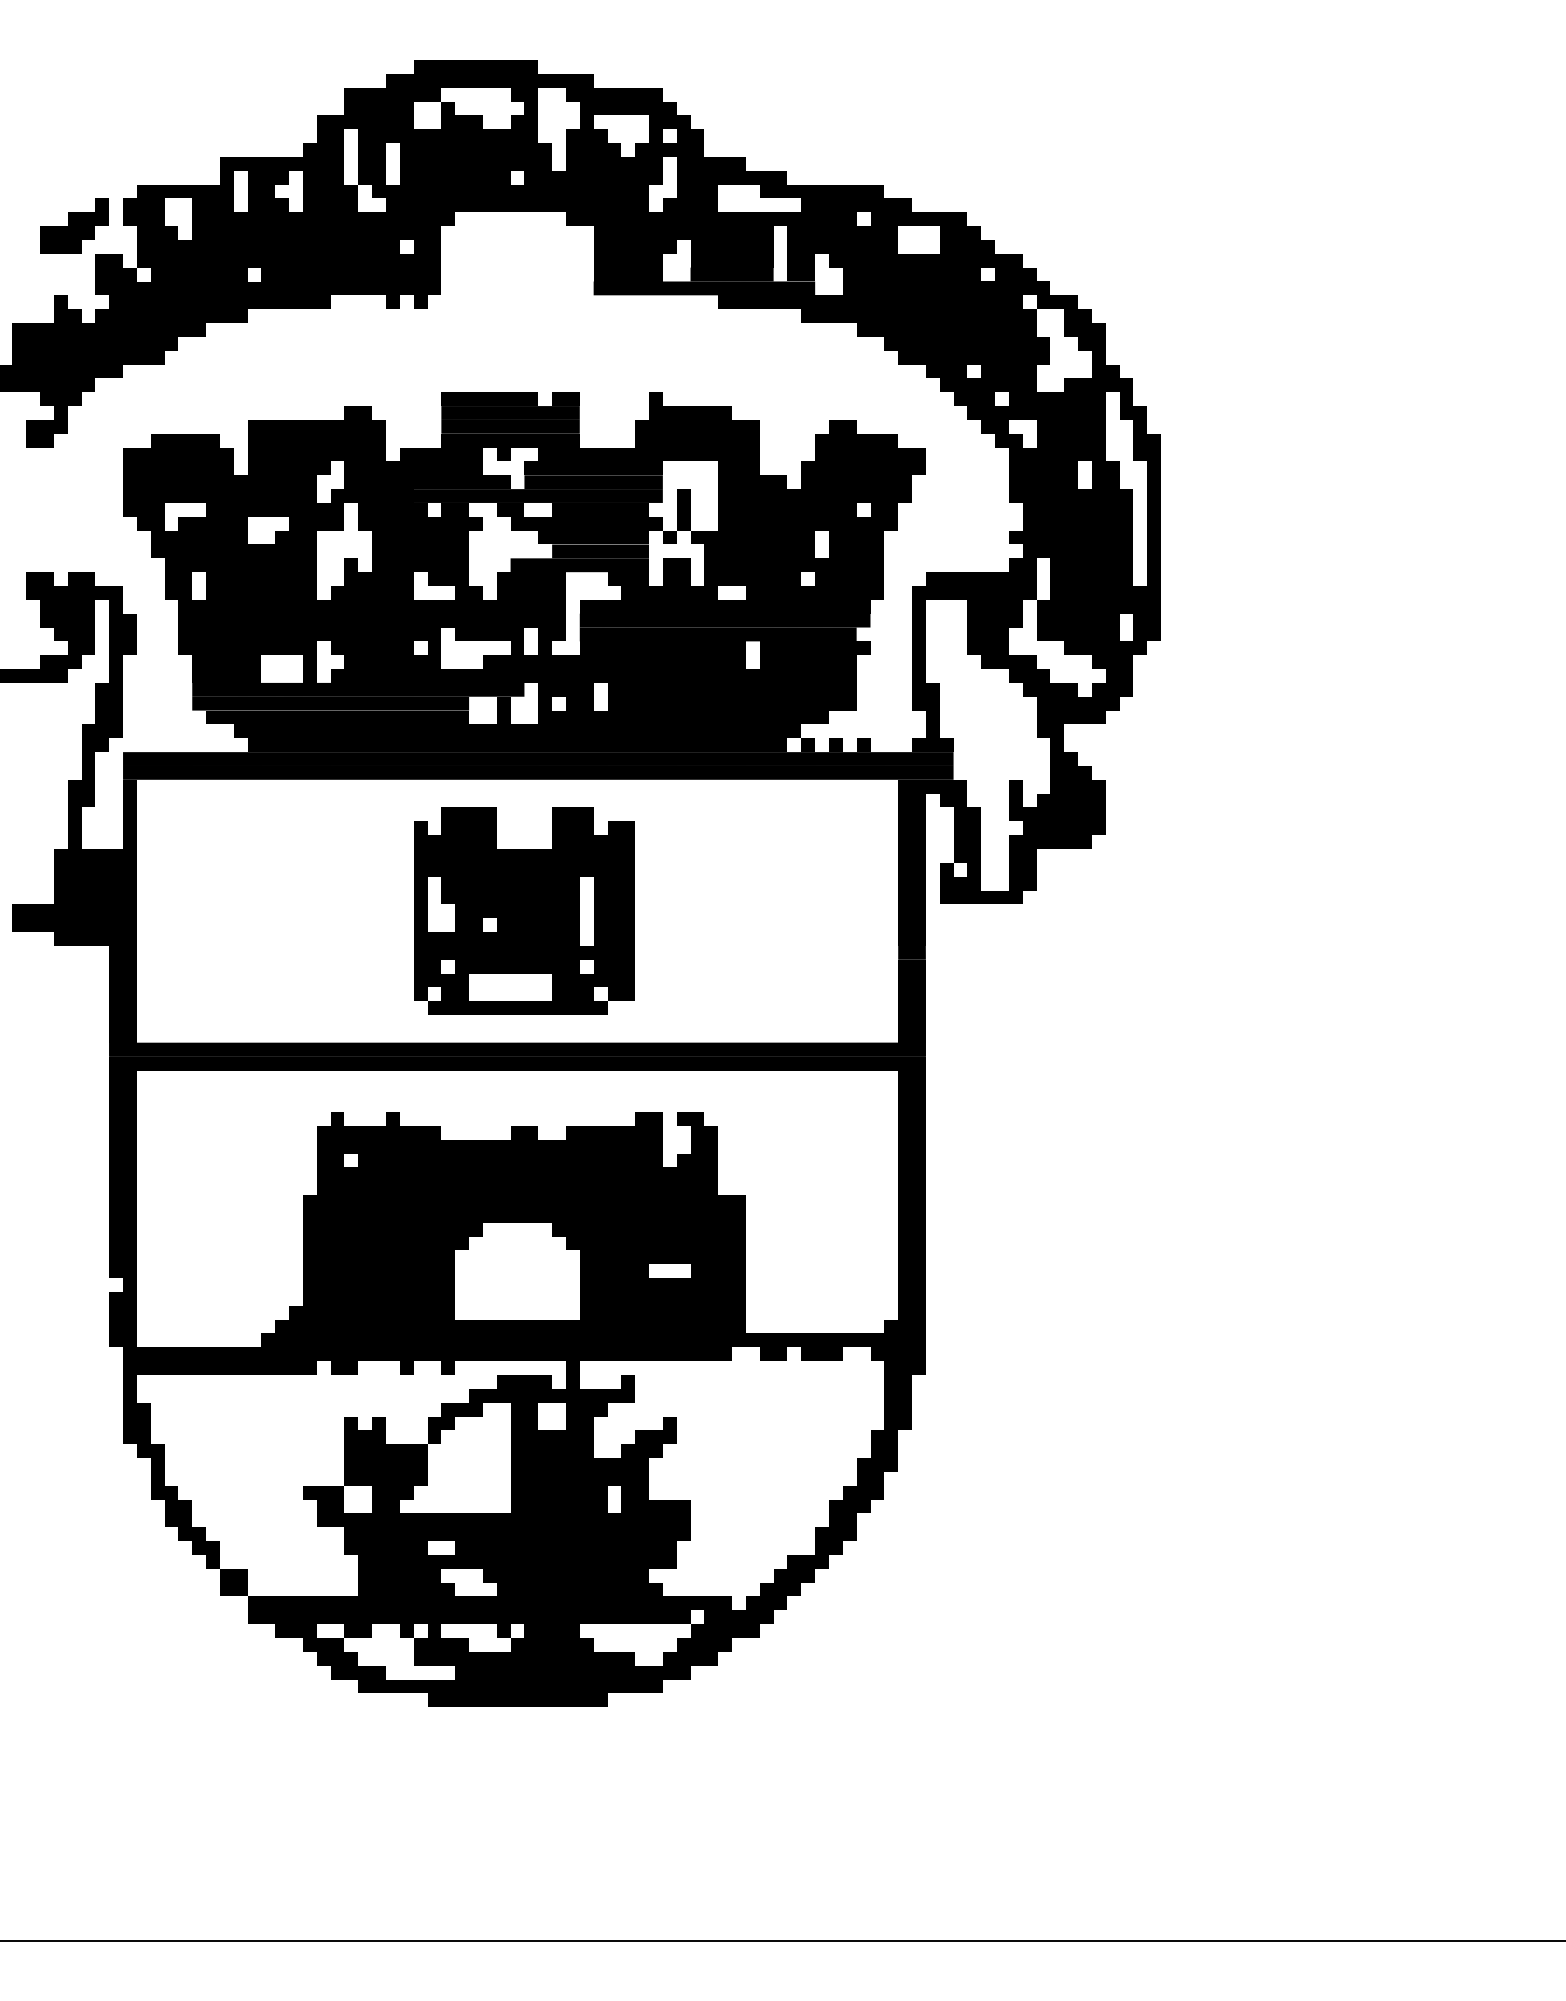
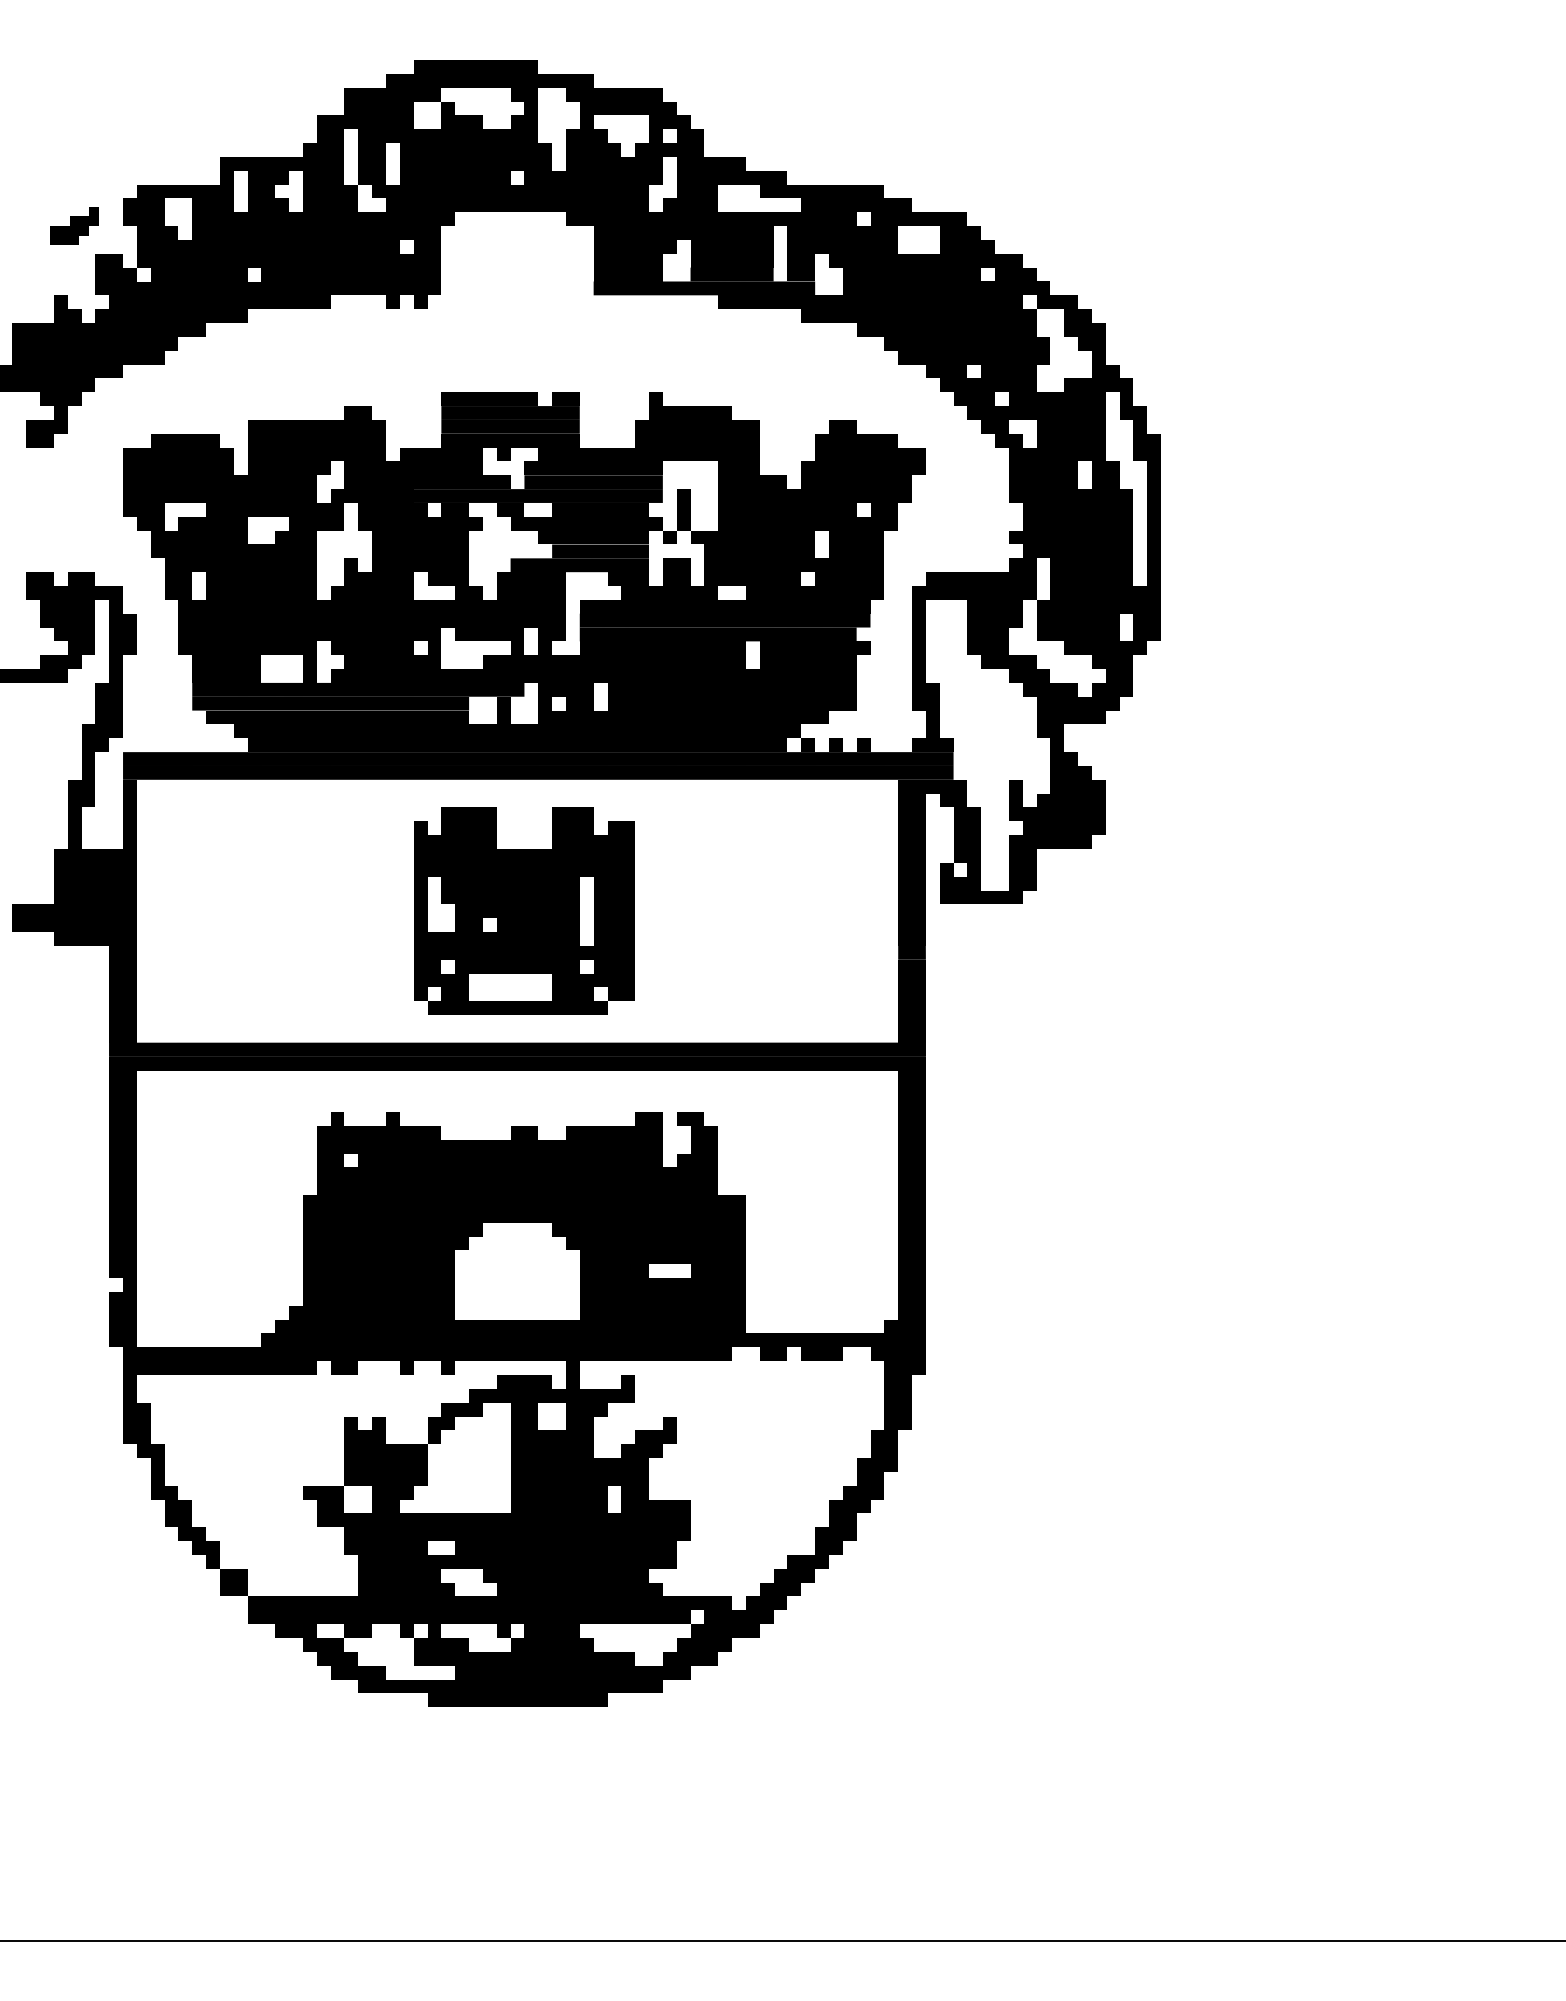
part size: 69x56 px -> 49x38 px (74, 225)
